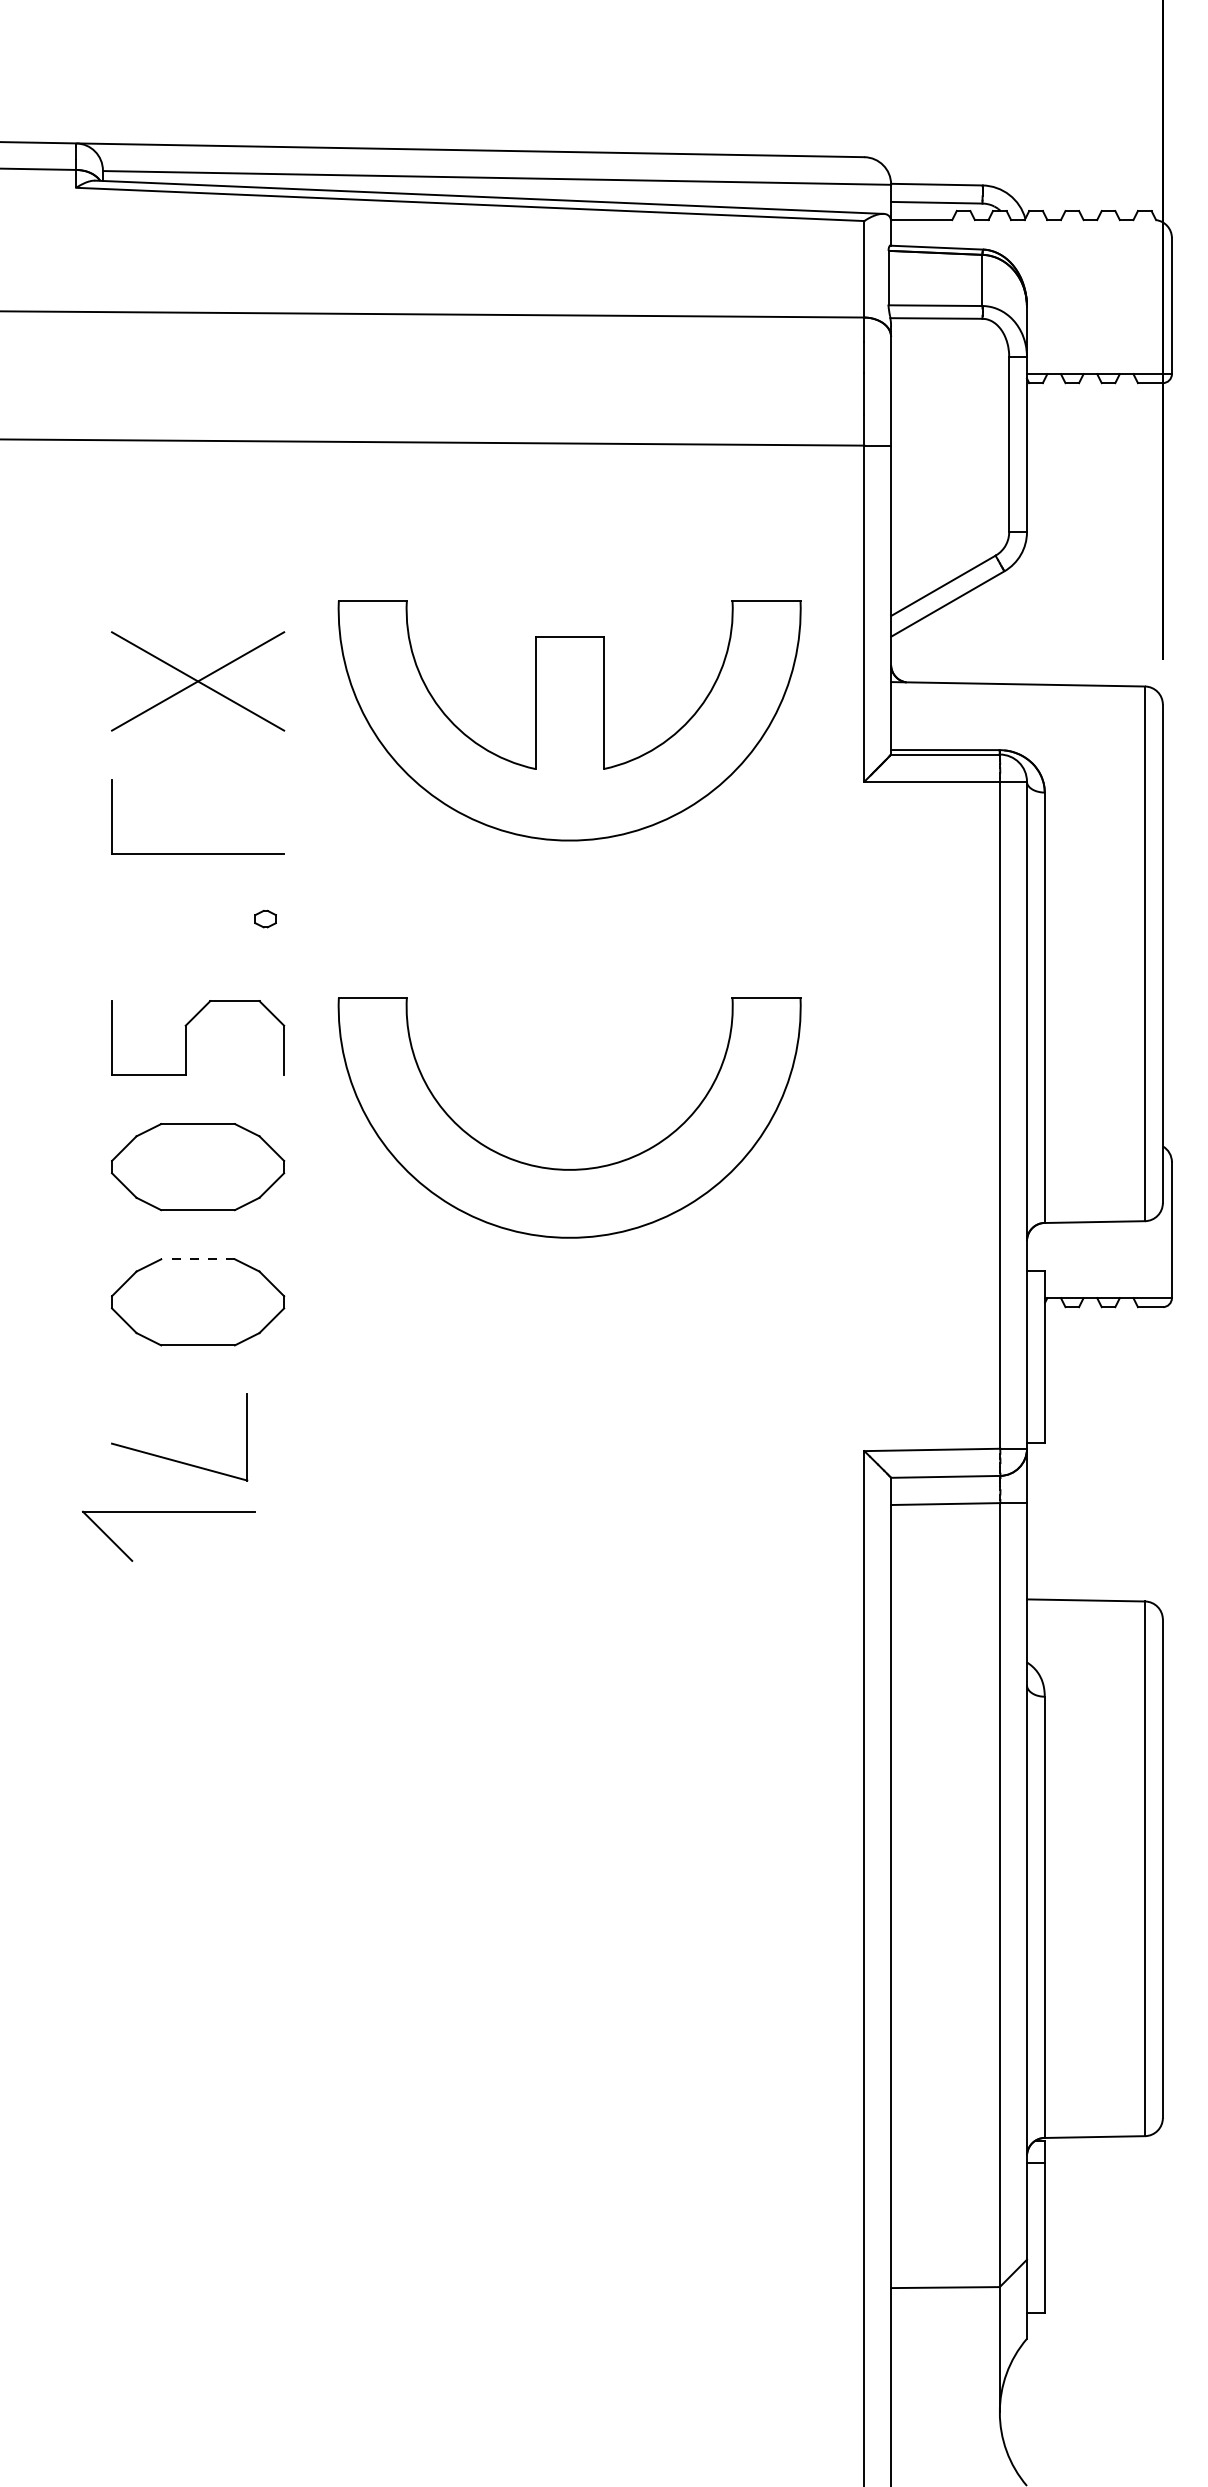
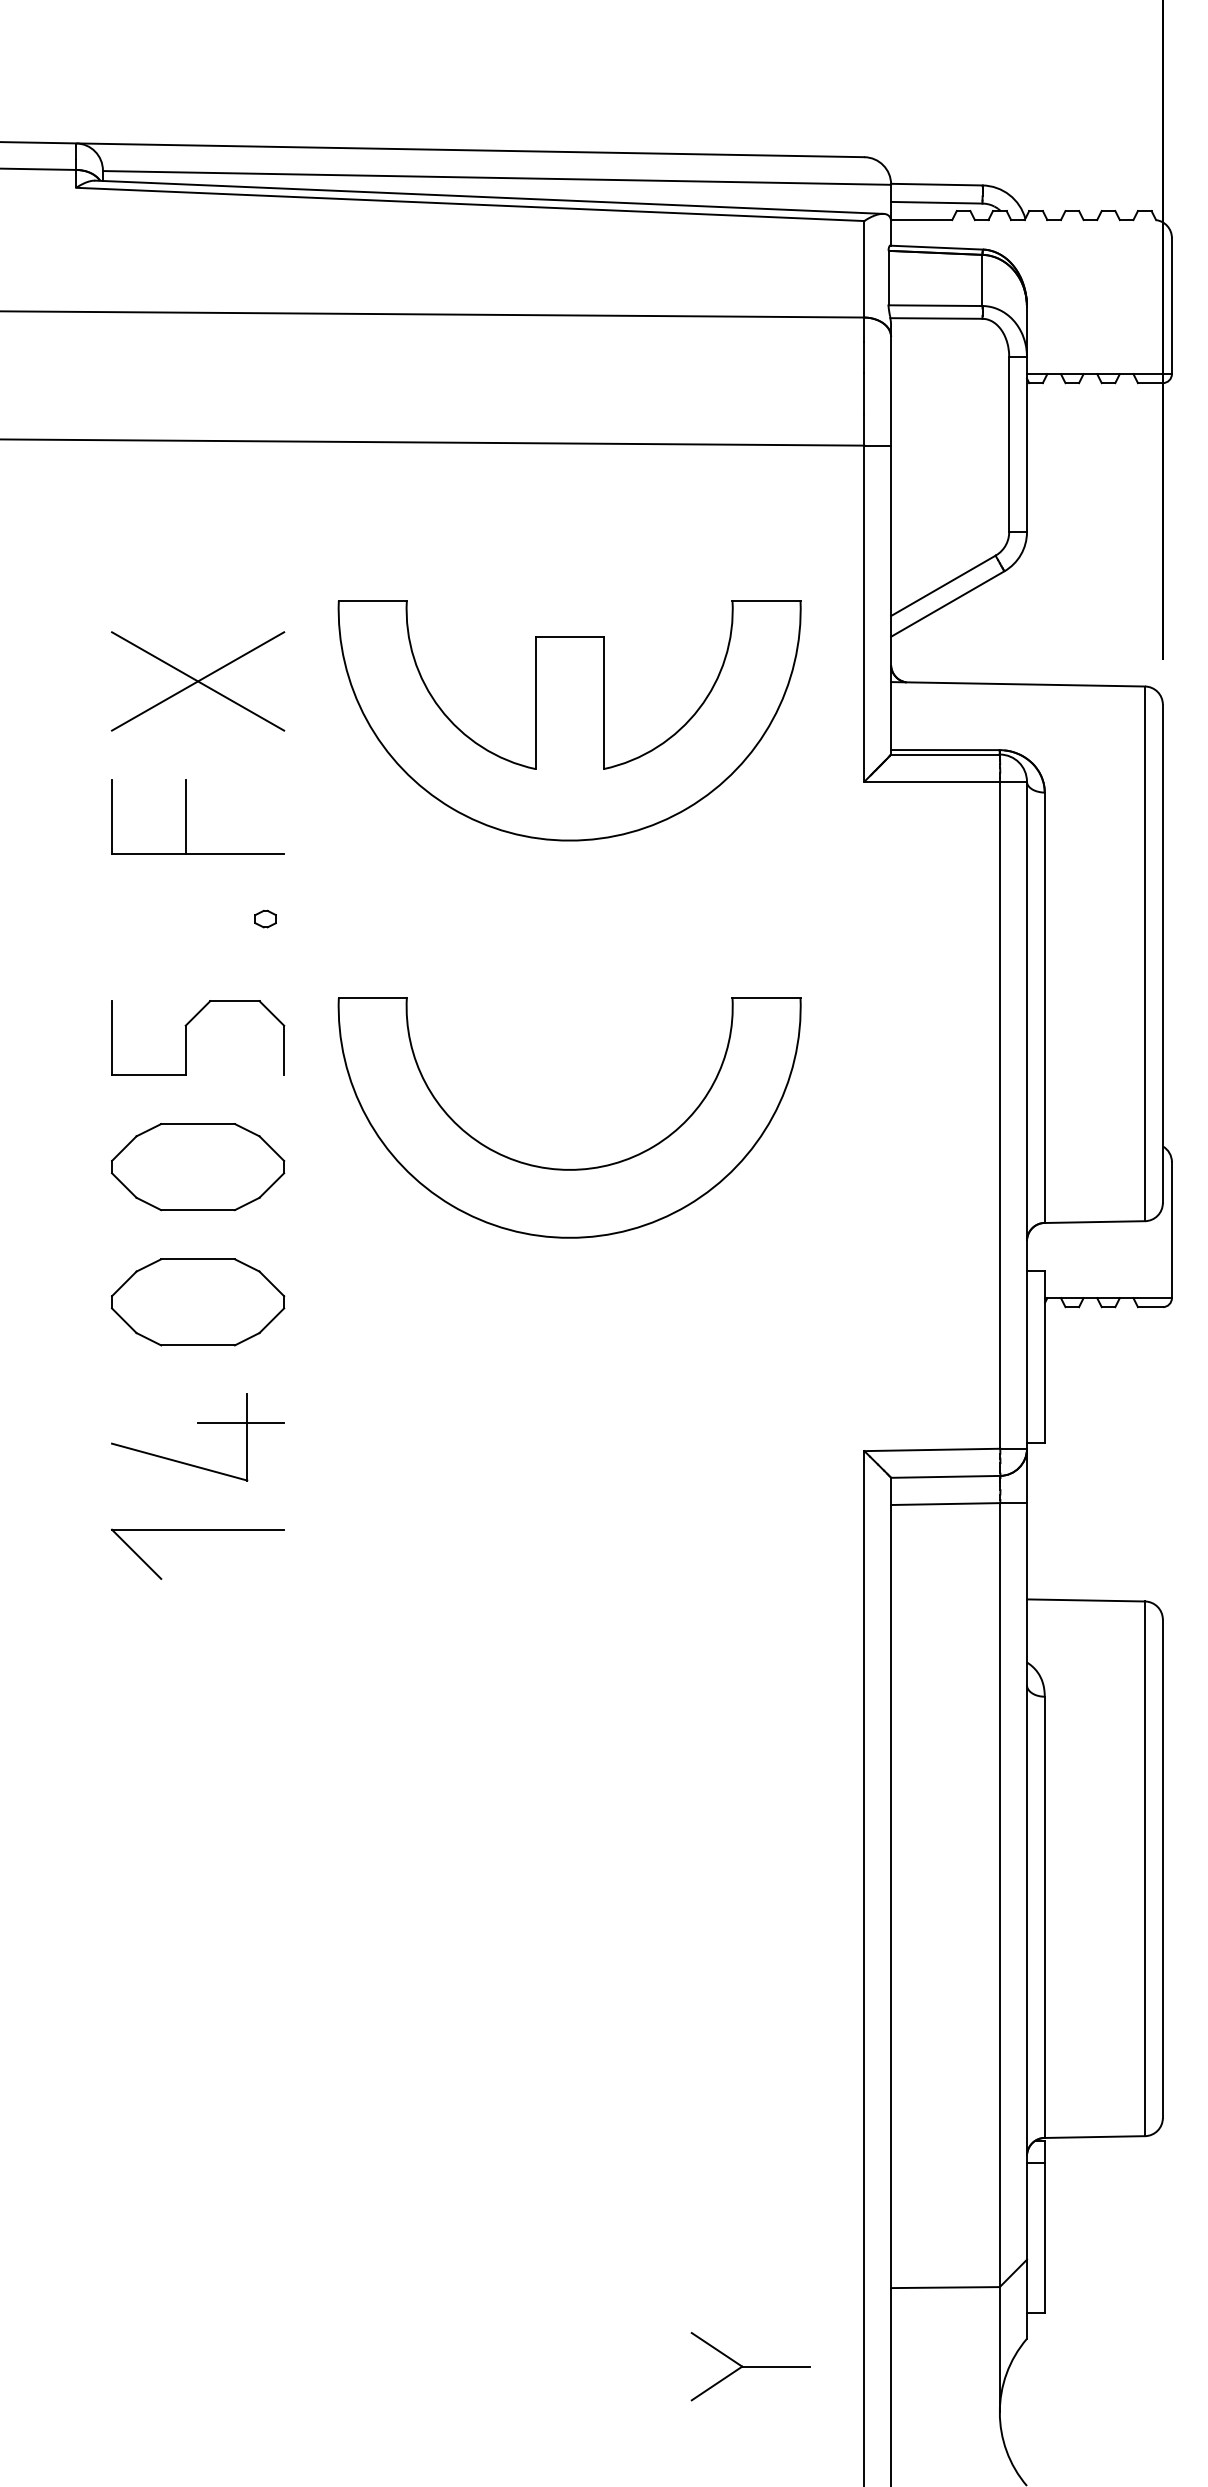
line: none -> present (185, 816)
line: dashed -> solid (198, 1259)
line: none -> present (241, 1423)
part position: (168, 1512) -> (197, 1530) (197, 1530)
part: none -> present (750, 2366)
